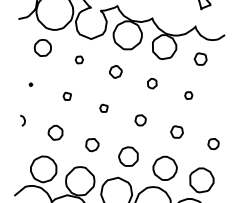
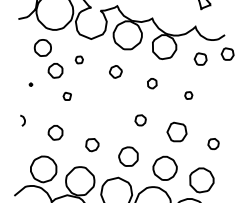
part: none -> present (227, 53)
part: none -> present (55, 70)
part: present -> none (103, 107)
part size: 14x14 px -> 22x22 px (176, 131)
